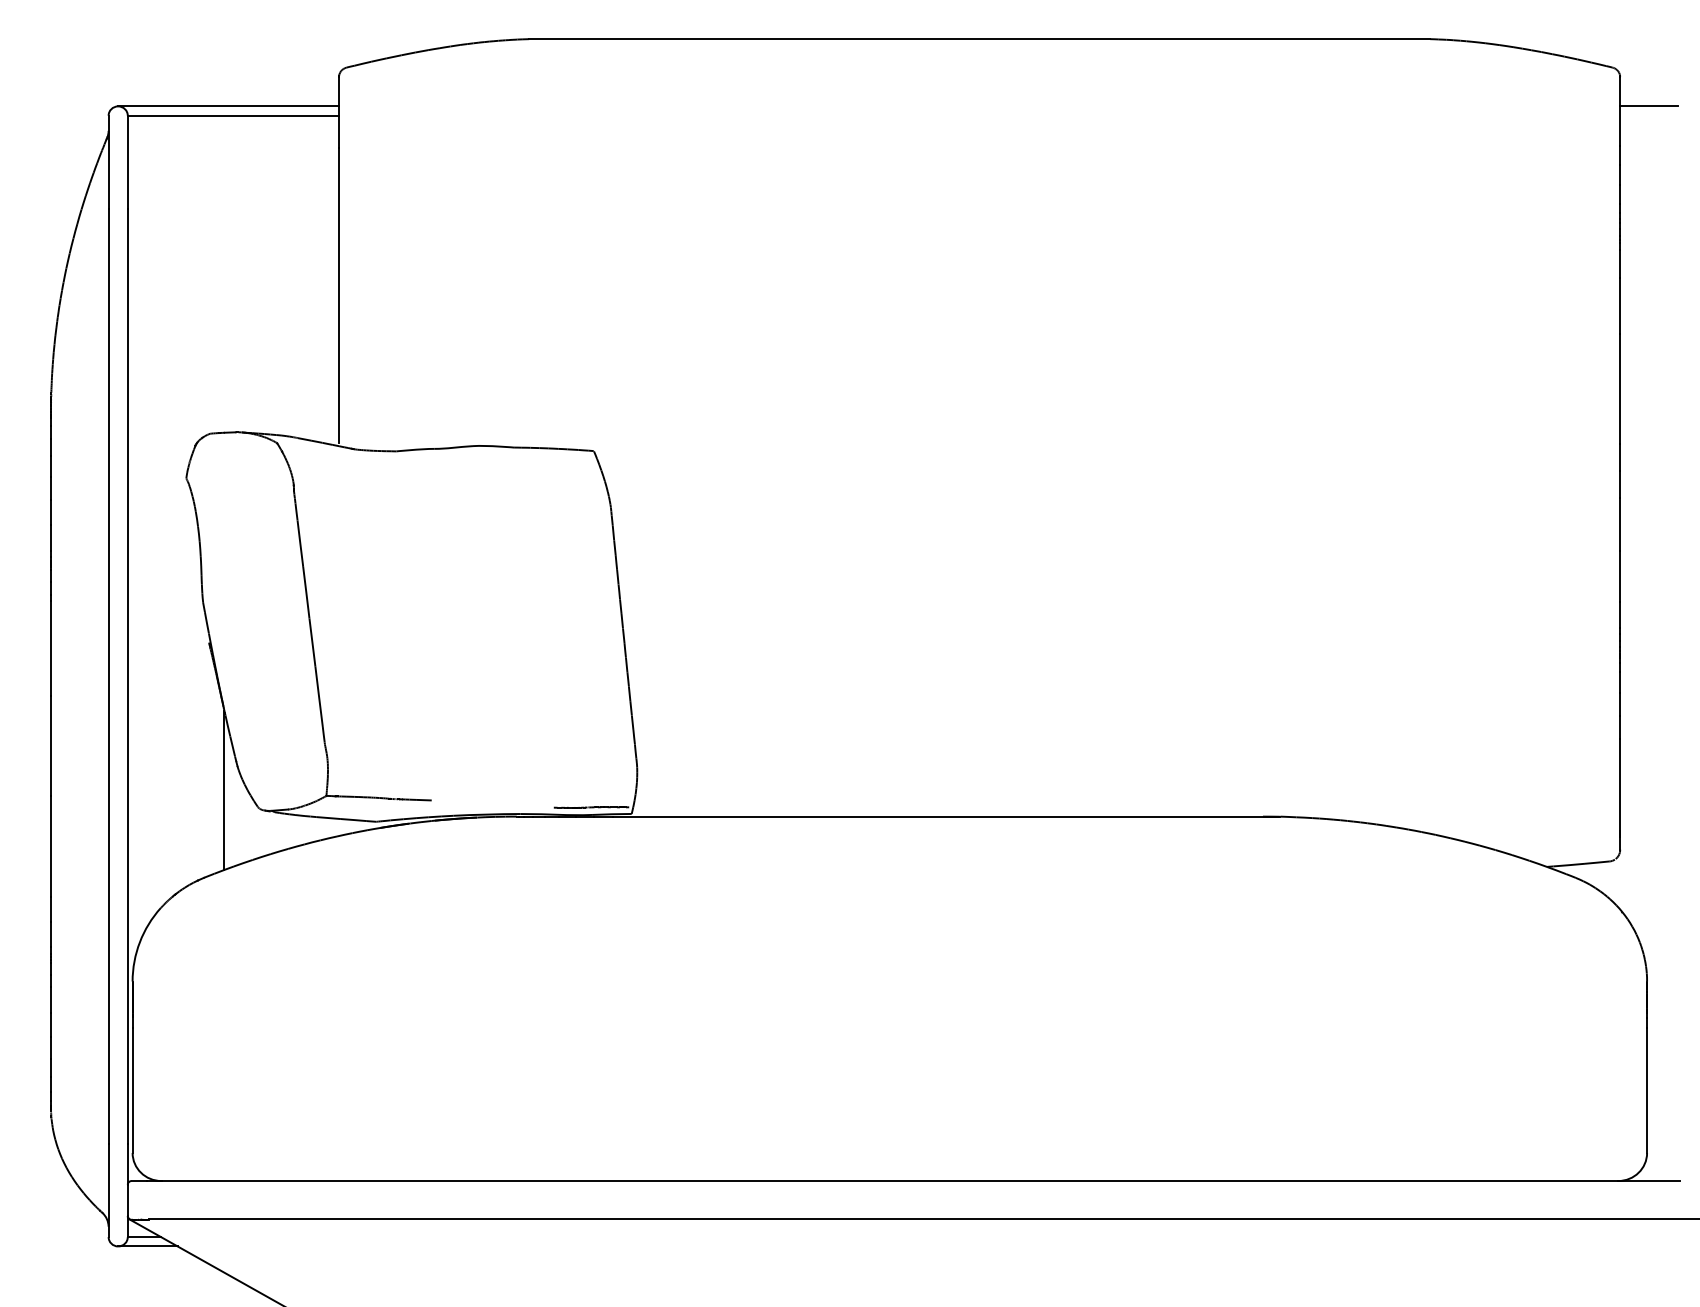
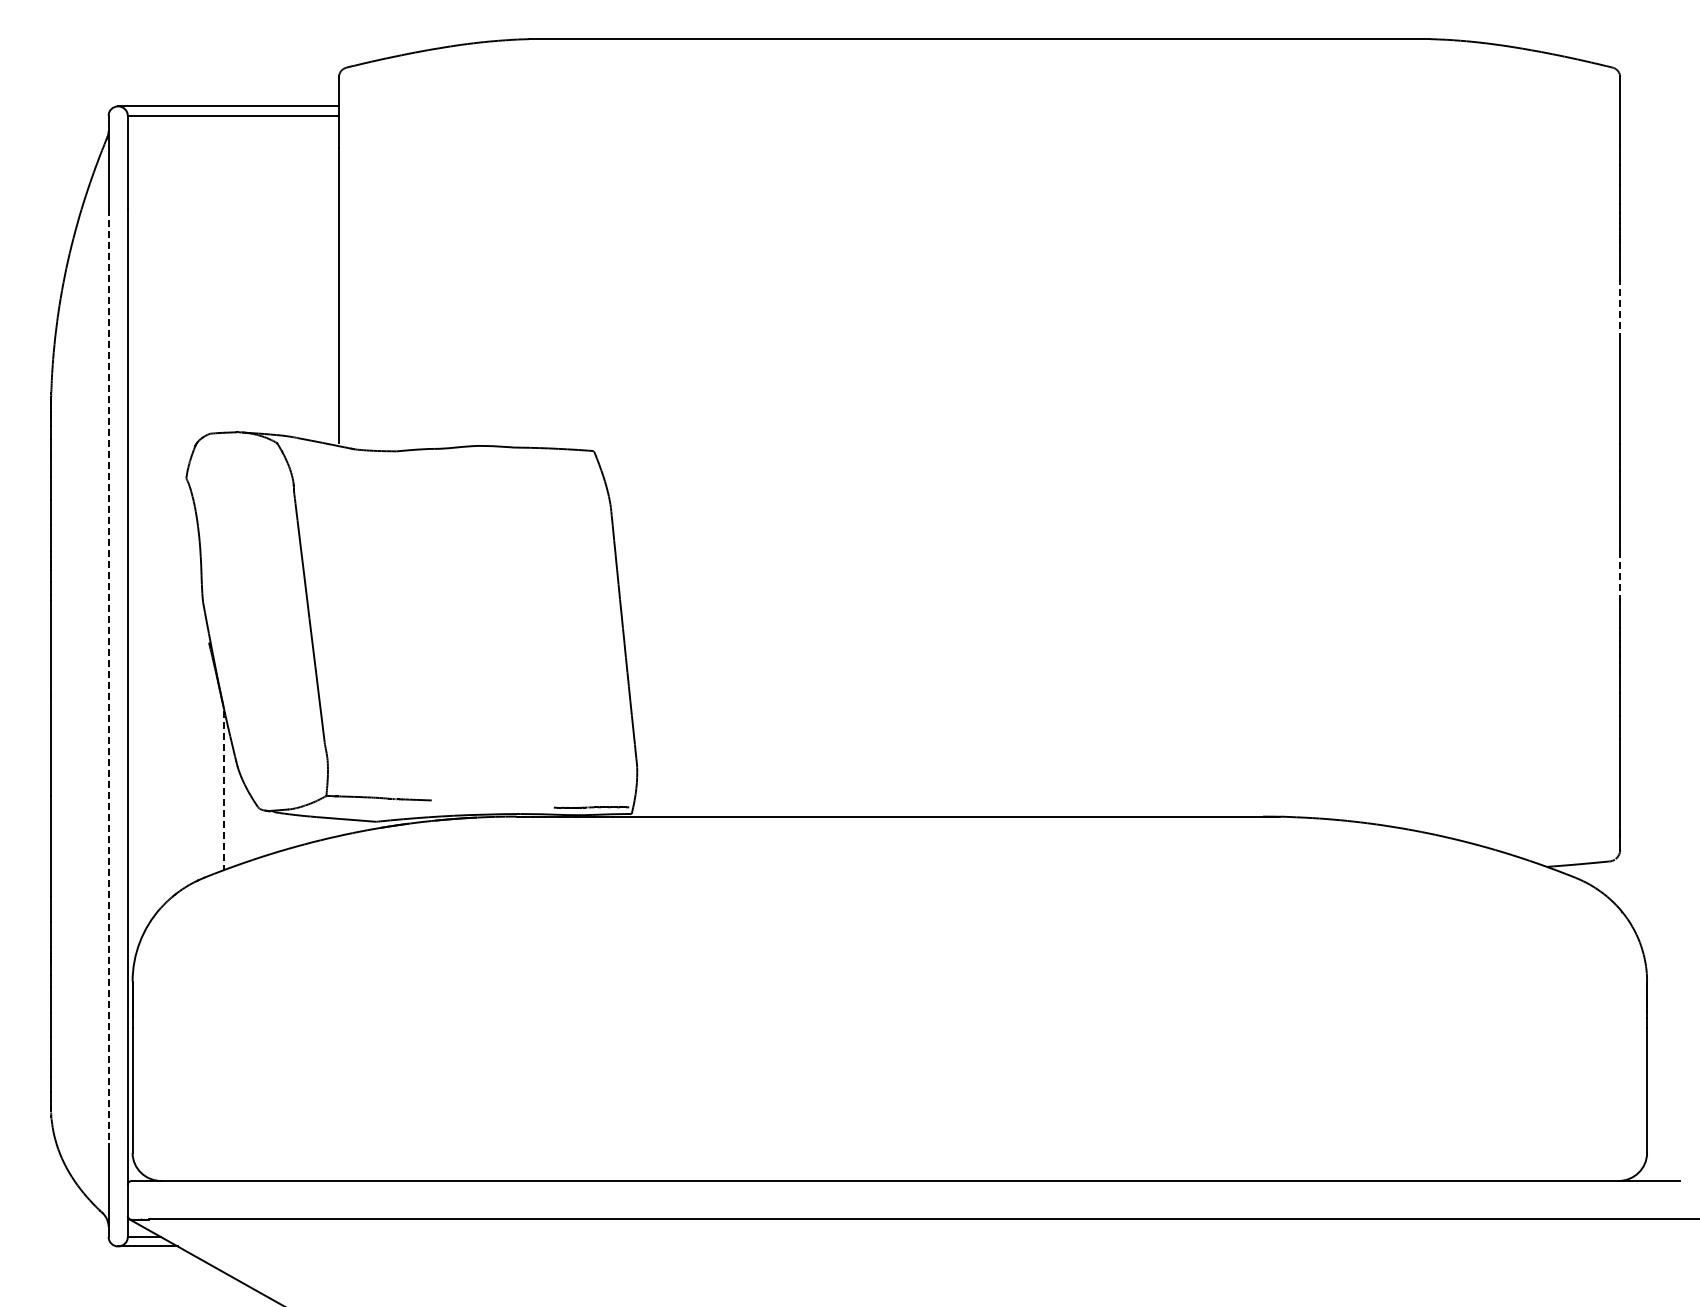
line: present -> none (1648, 106)
line: solid -> dashed (1620, 306)
line: solid -> dashed (1620, 576)
line: solid -> dashed (108, 676)
line: solid -> dashed (223, 790)
